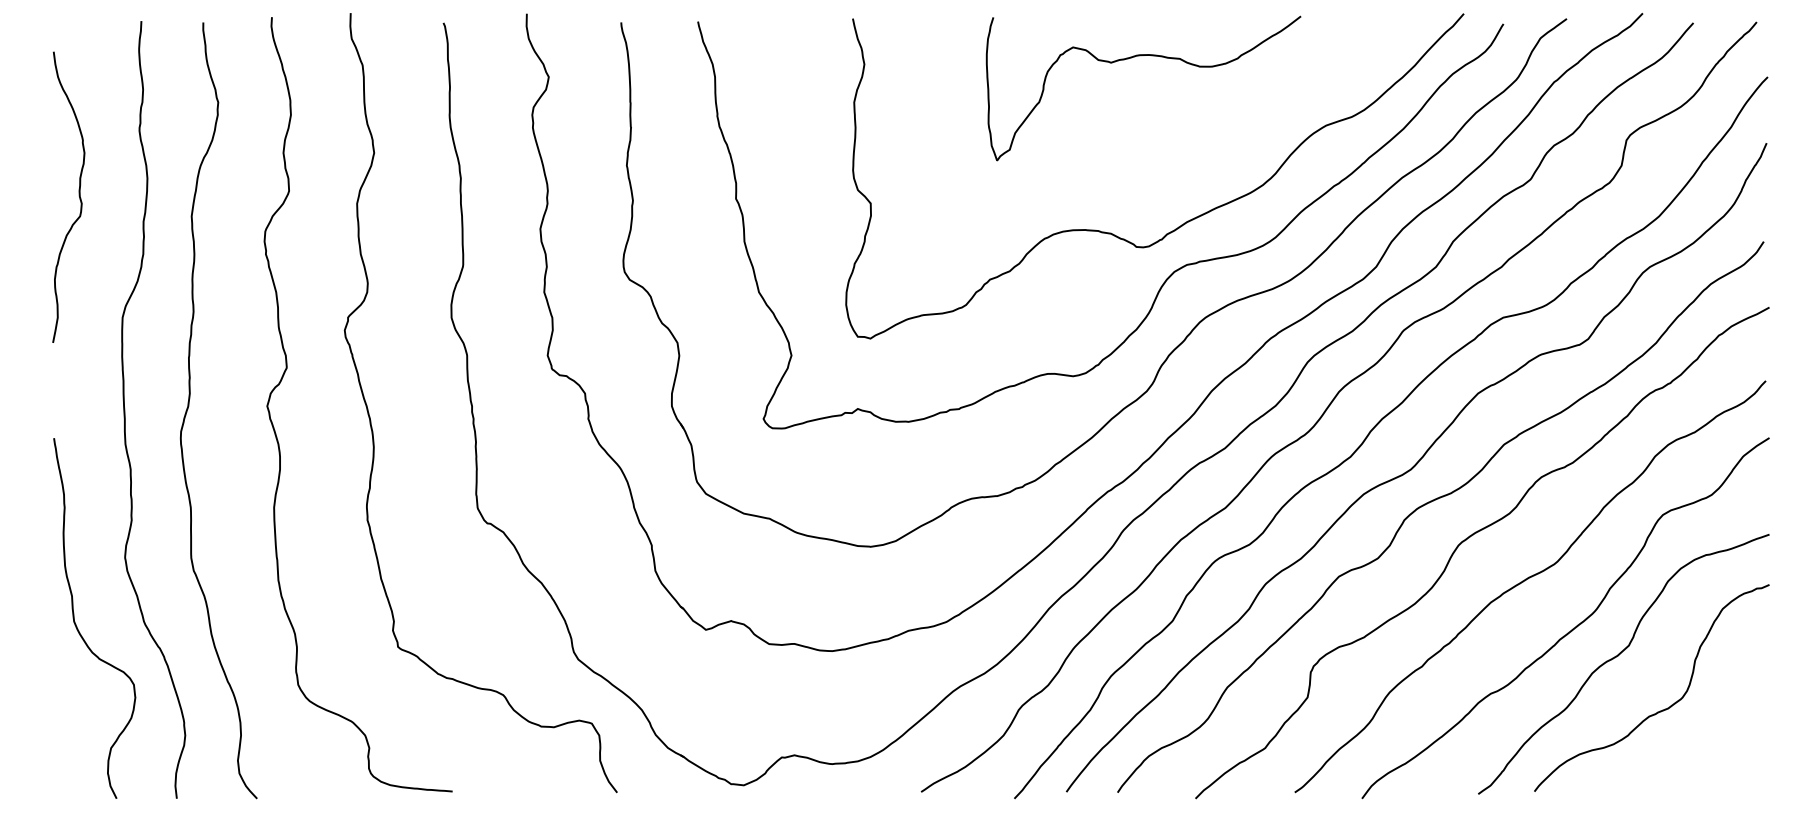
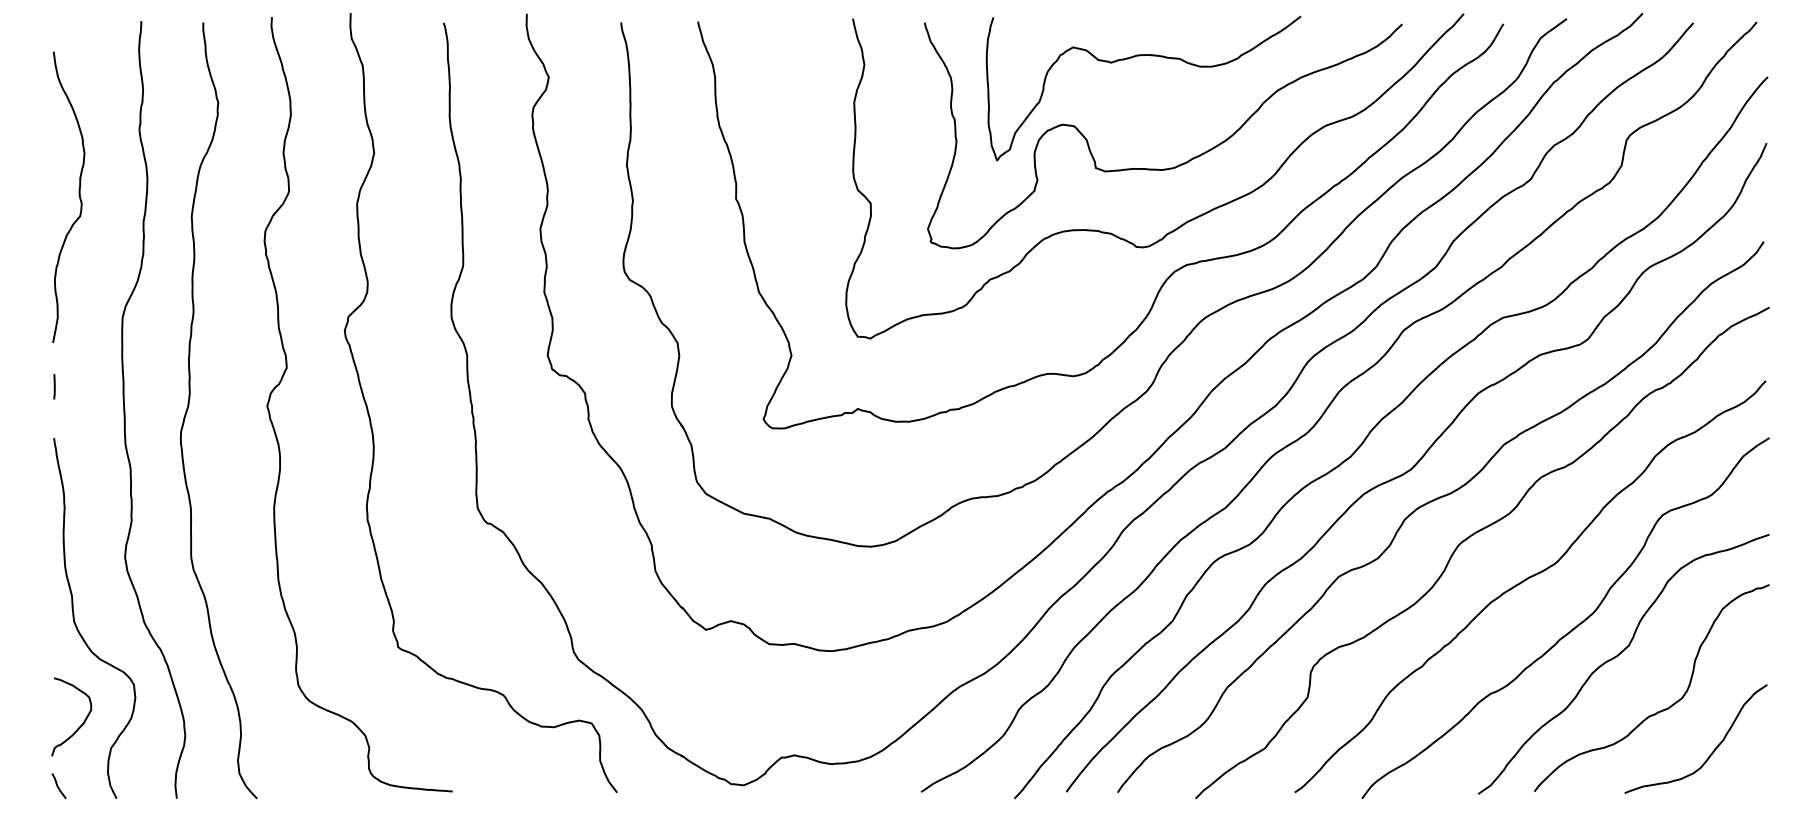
curve: none -> present (1176, 165)
line: none -> present (54, 386)
curve: none -> present (80, 725)
curve: none -> present (1711, 752)
line: none -> present (58, 786)
